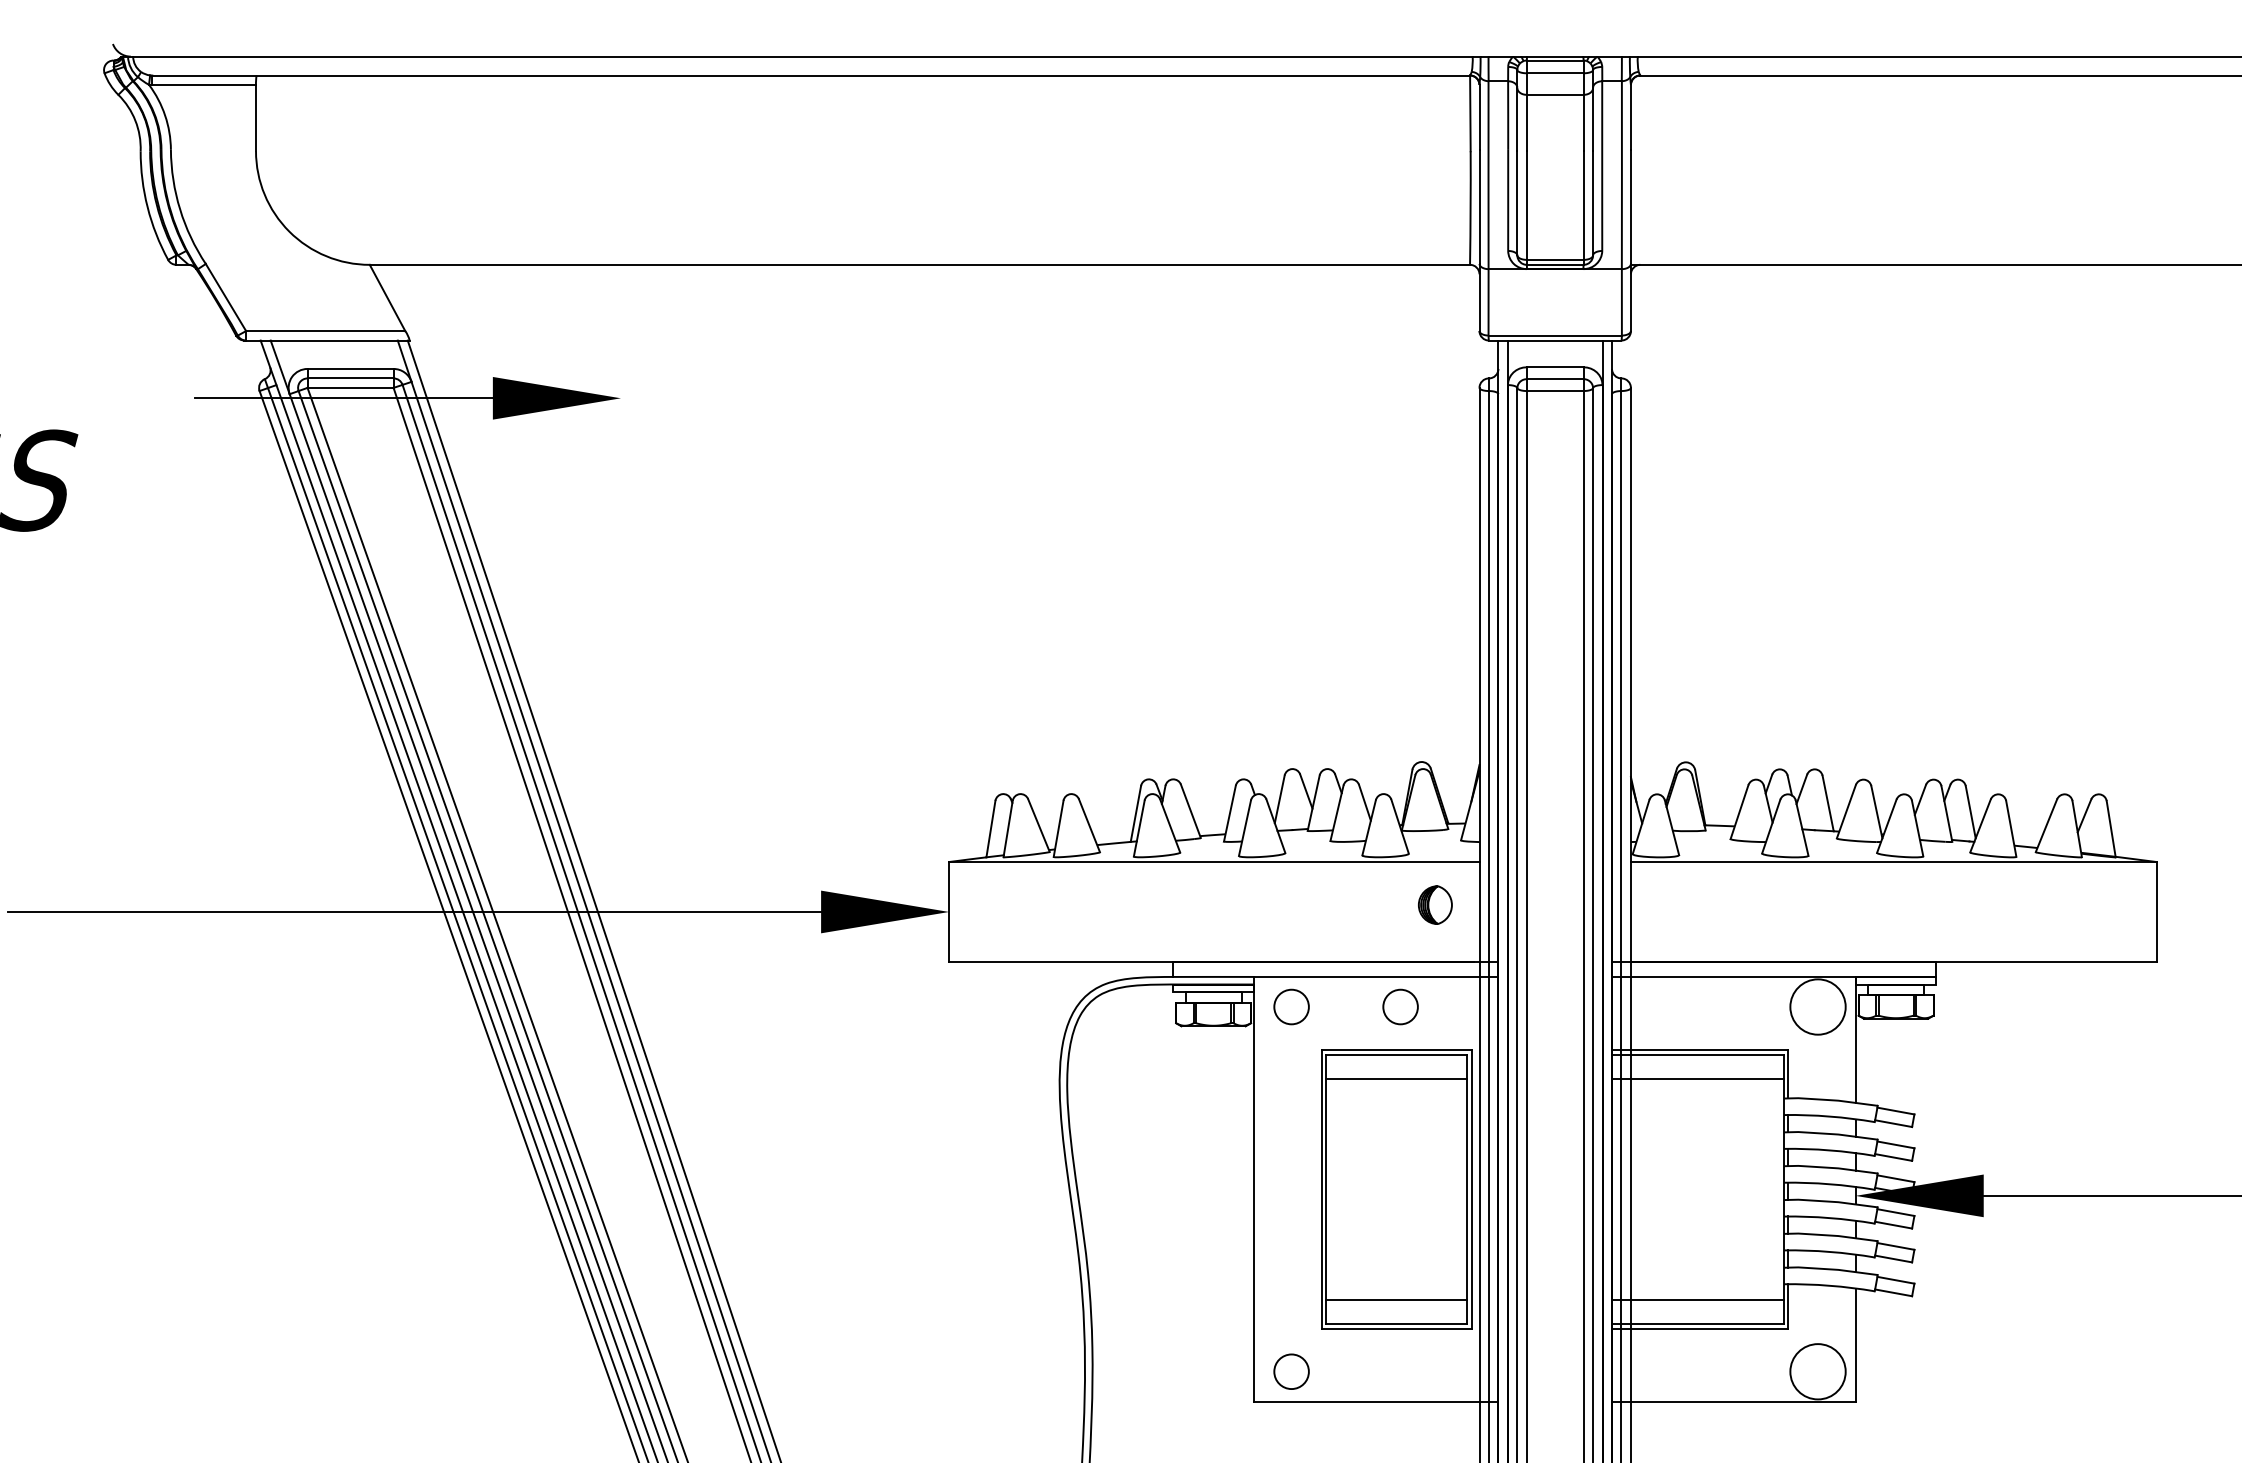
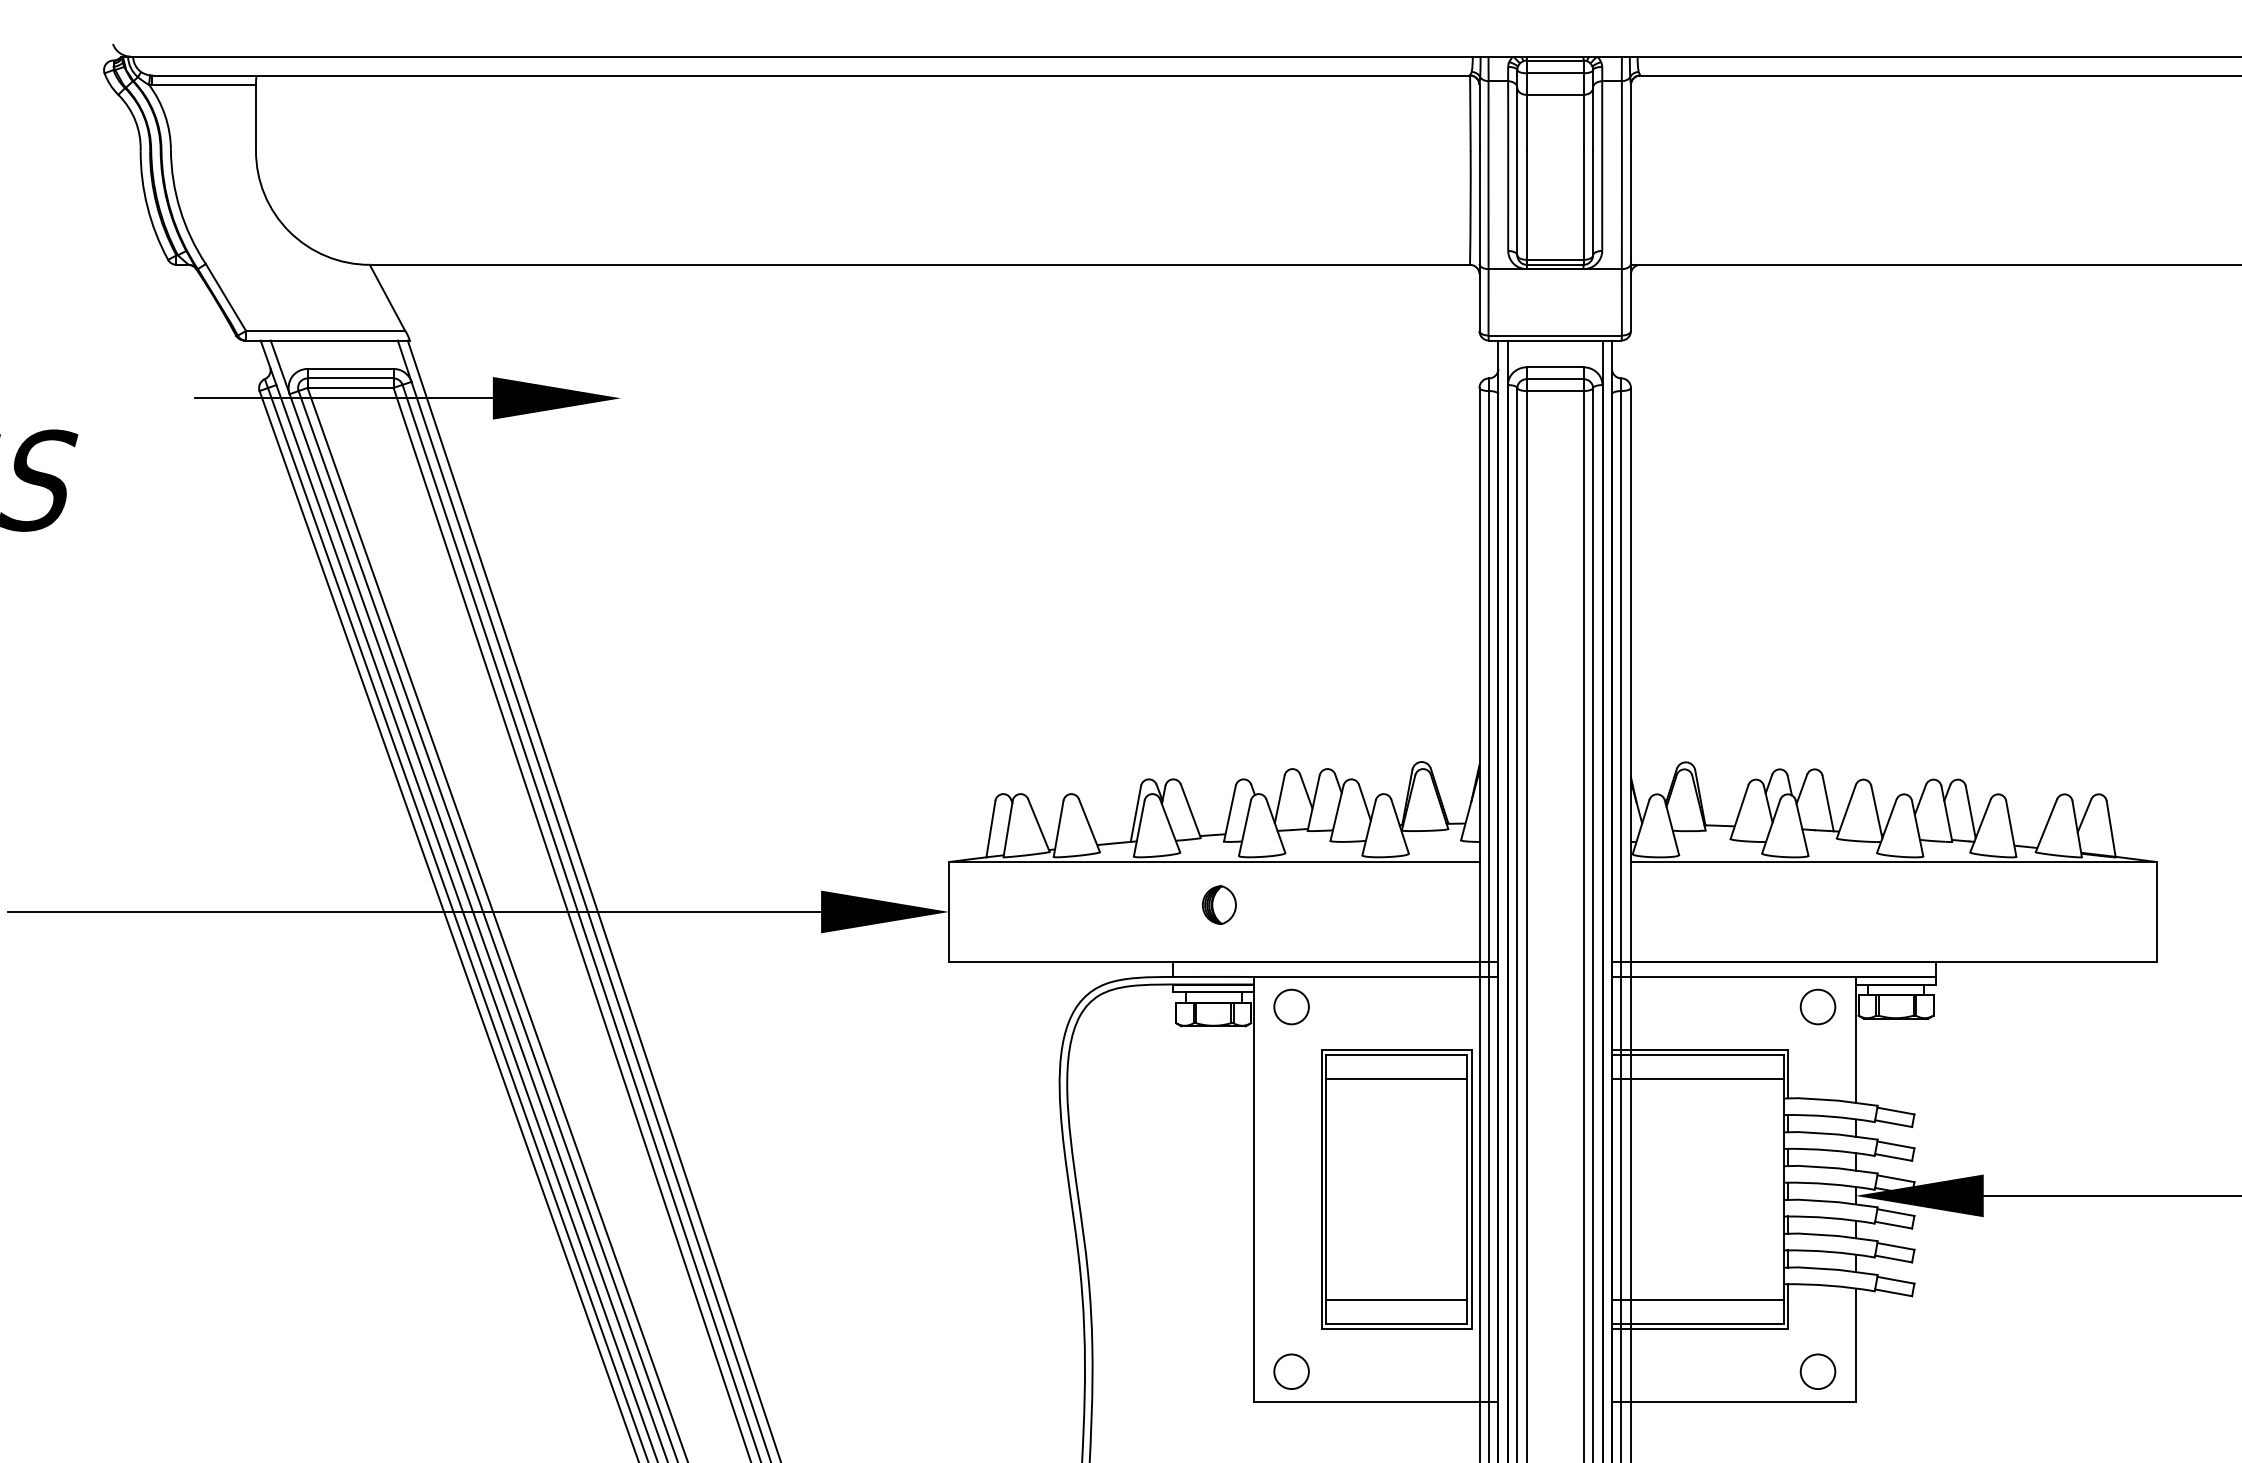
part position: (1435, 904) -> (1219, 904) (1219, 904)
circle: present -> none (1400, 1006)
circle diameter: 55 px -> 35 px (1817, 1006)
circle diameter: 55 px -> 35 px (1817, 1371)
